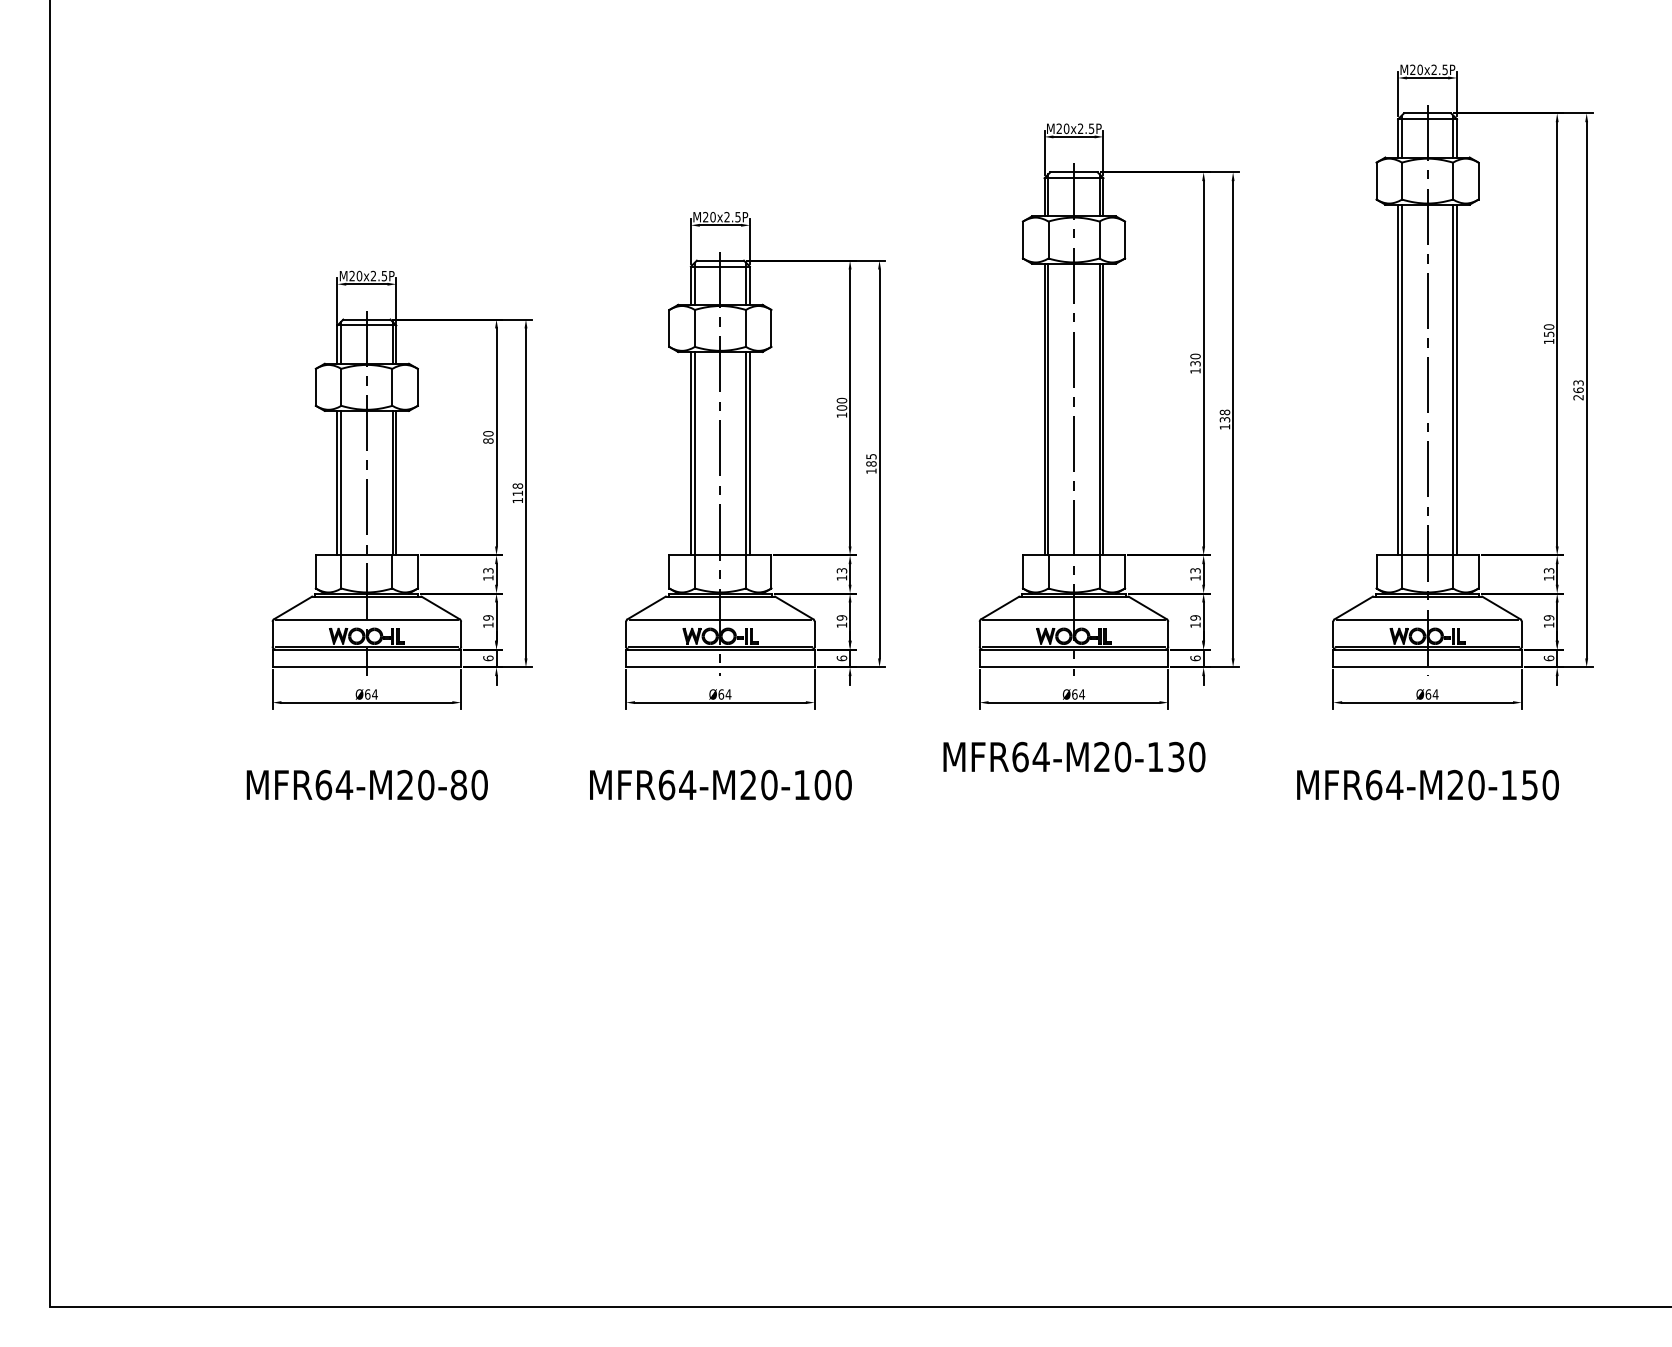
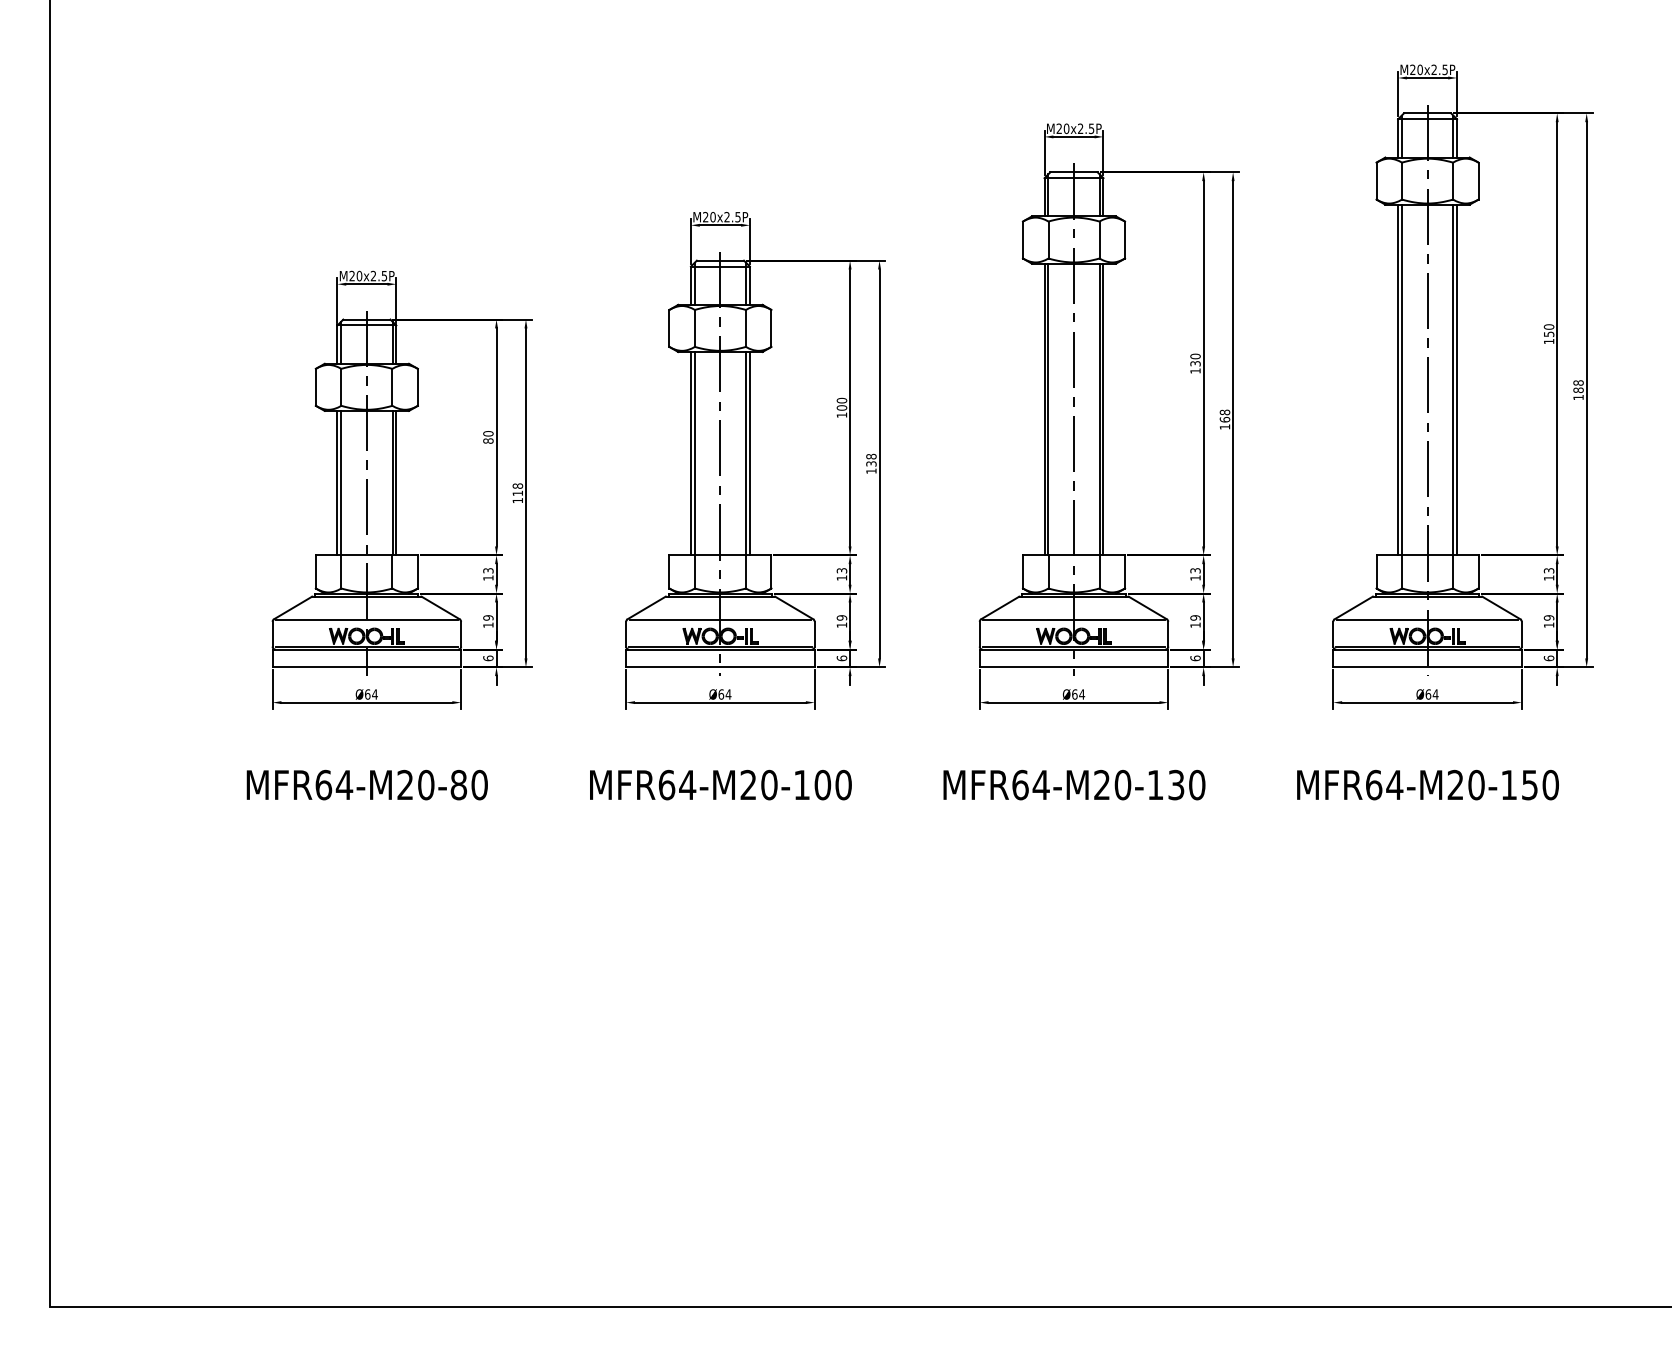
text: 263 -> 188 (1578, 390)
text: 138 -> 168 (1224, 419)
text: 185 -> 138 (871, 459)
text position: (1074, 756) -> (1074, 784) (1074, 784)
